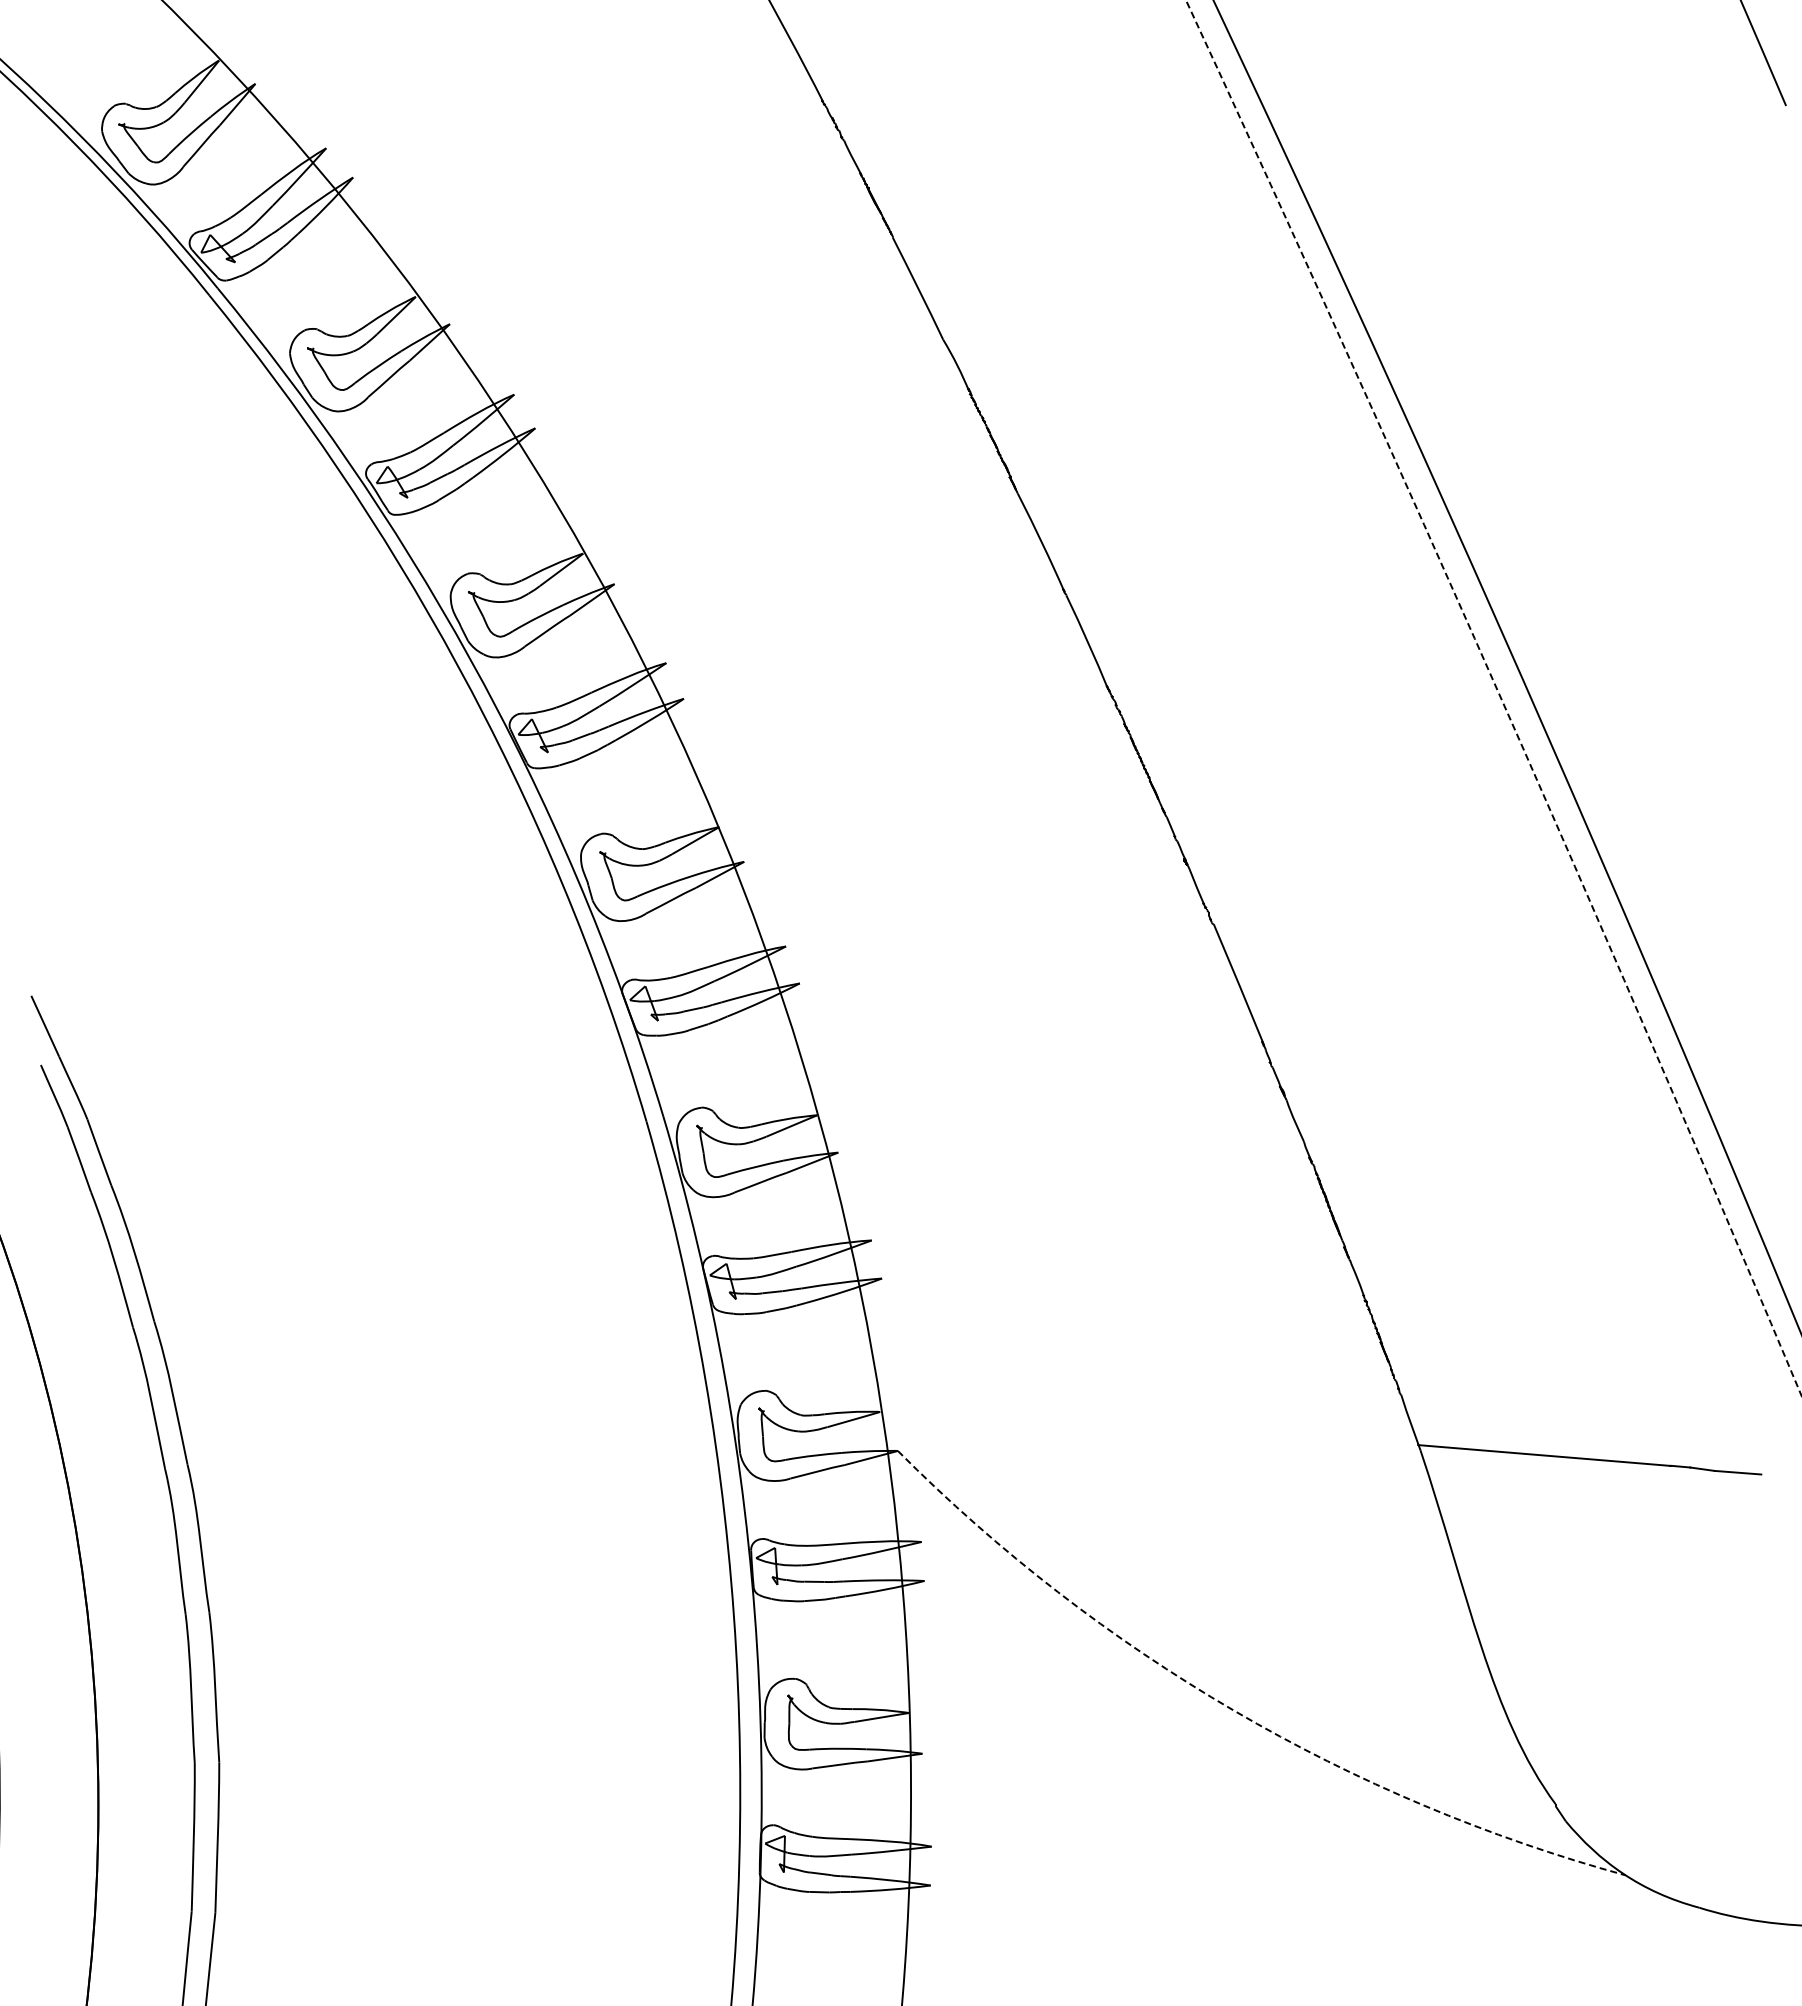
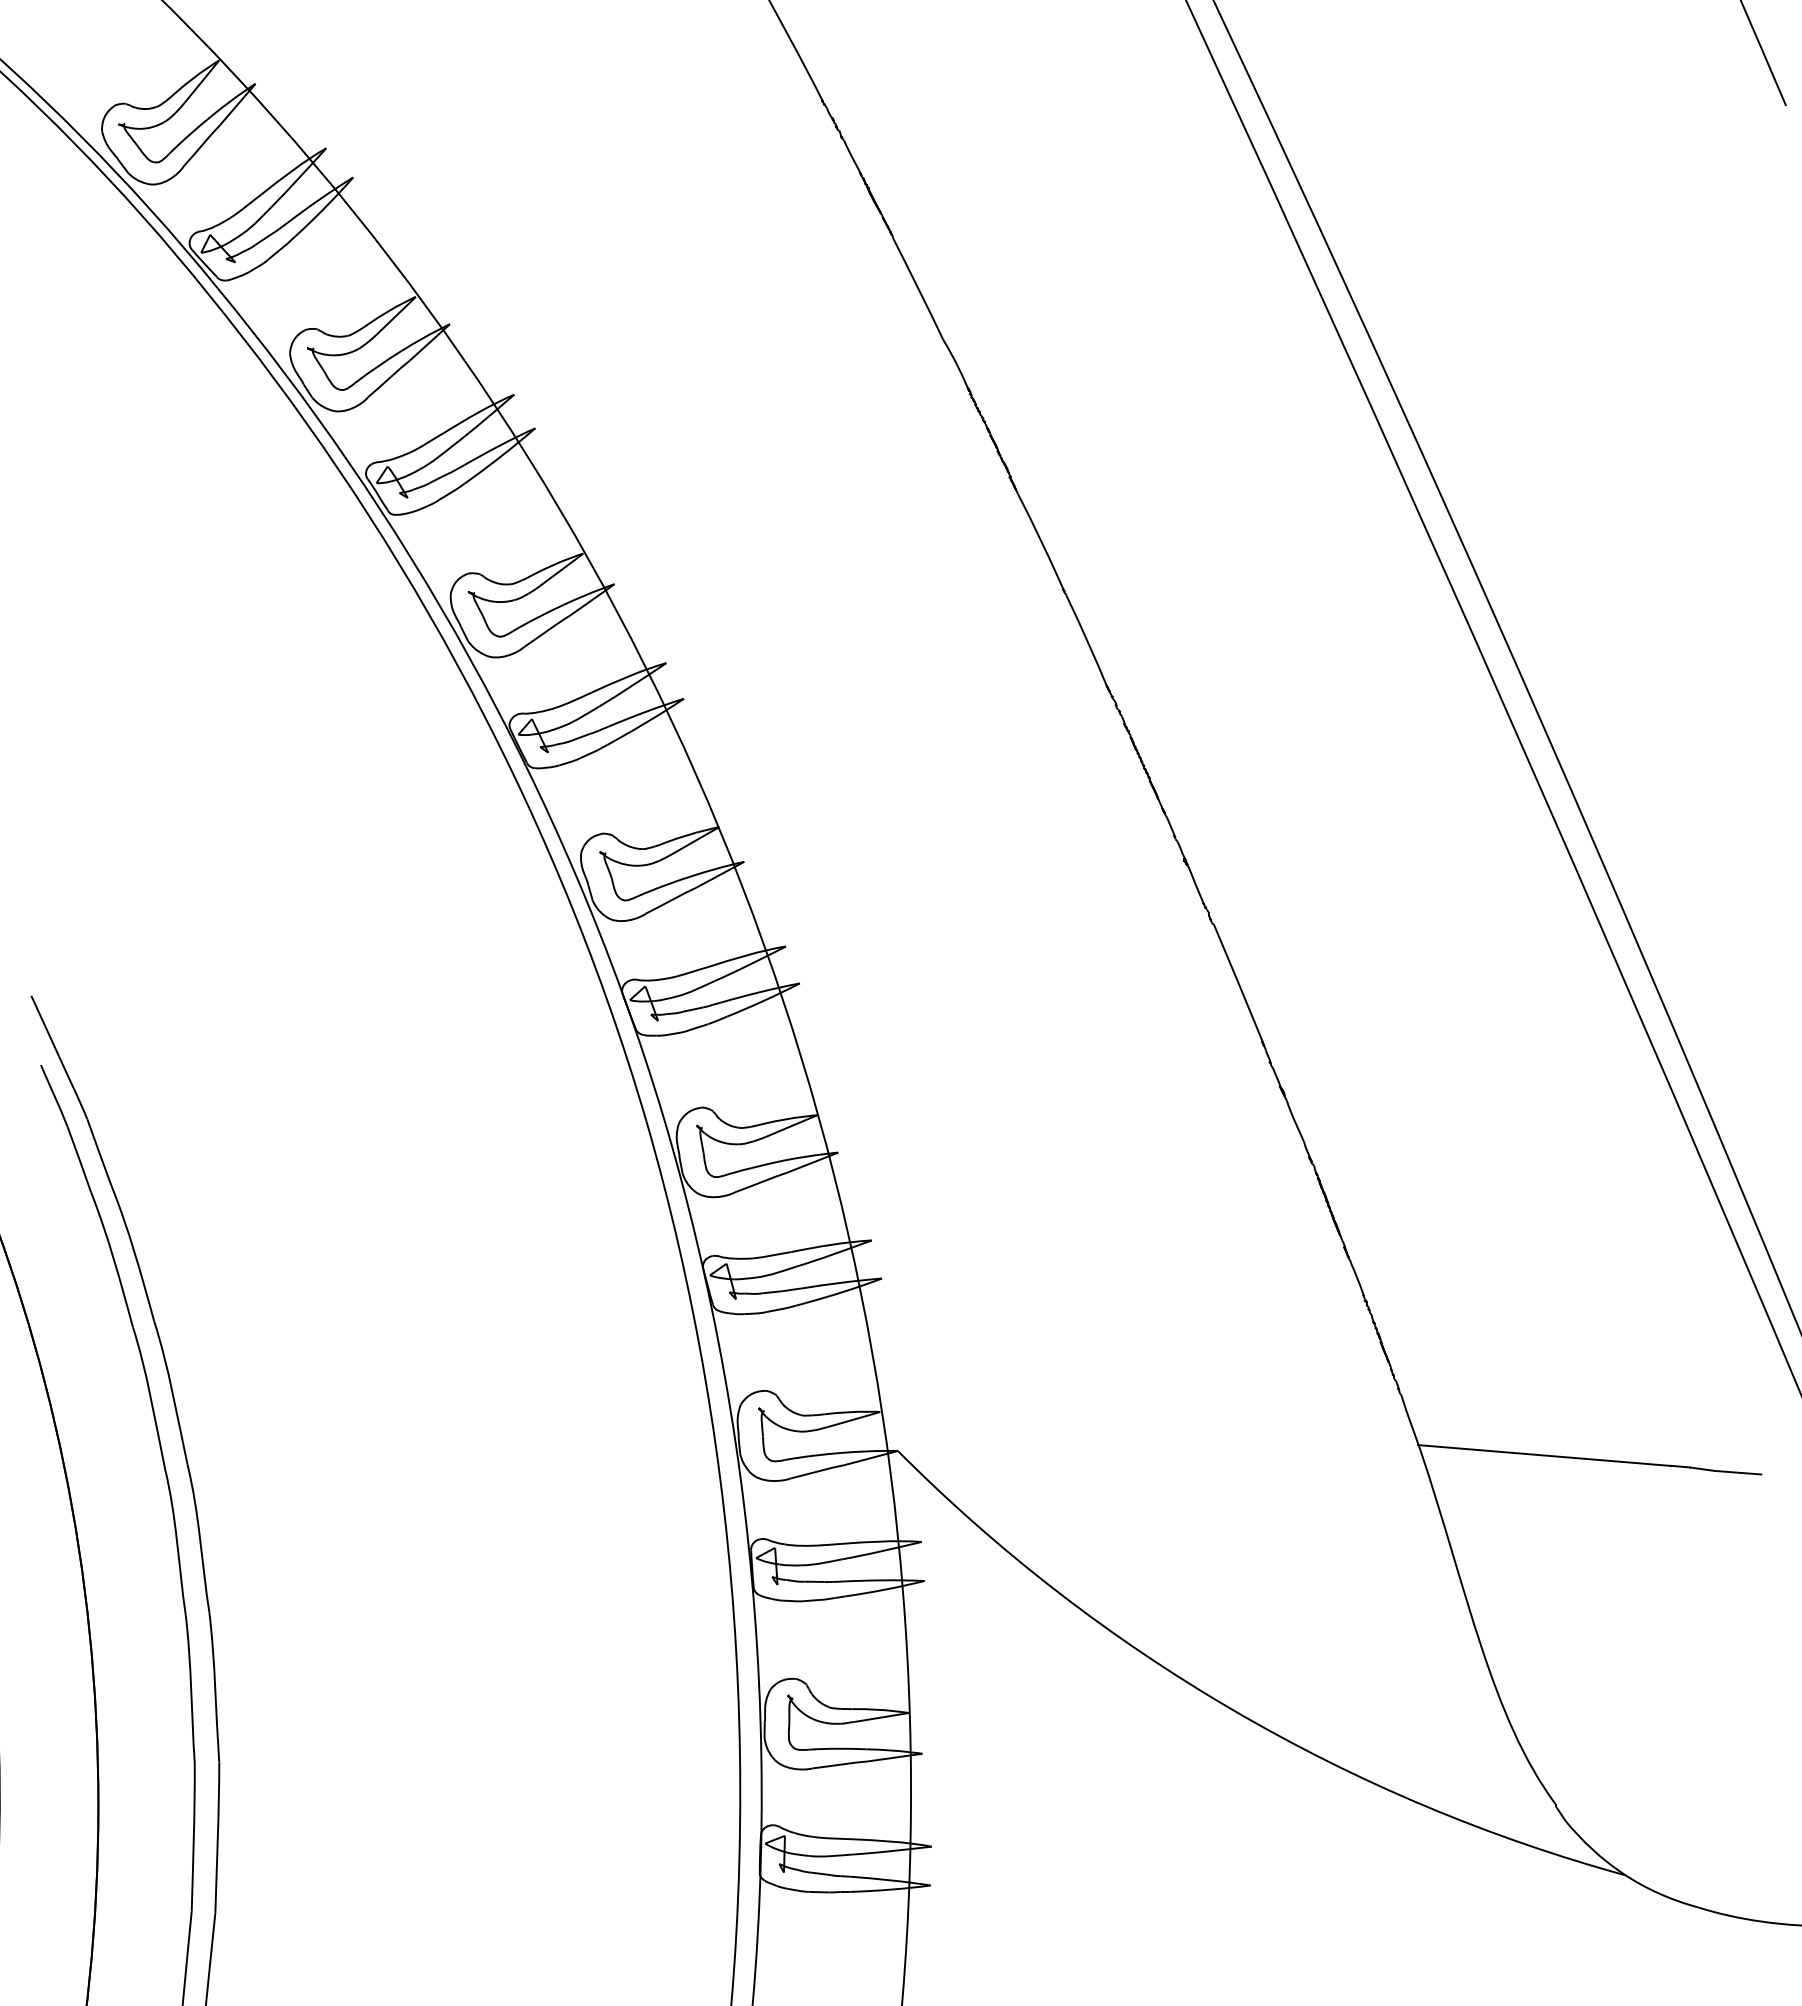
arc: dashed -> solid (1499, 695)
arc: dashed -> solid (1234, 1710)
